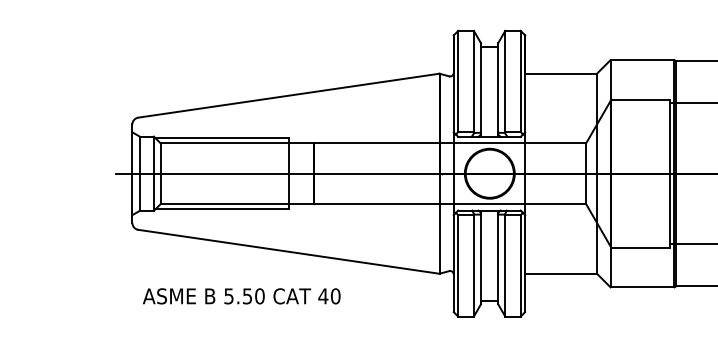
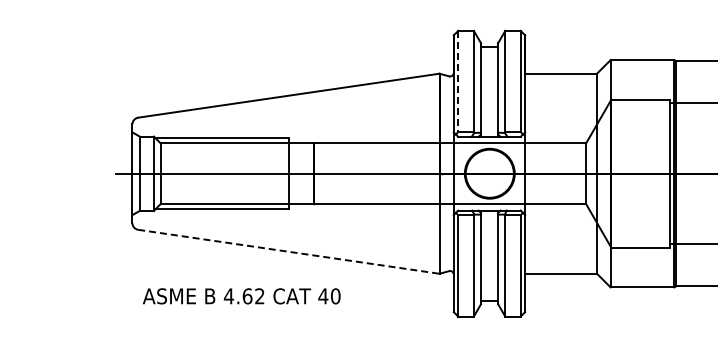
line: solid -> dashed (458, 81)
line: solid -> dashed (289, 251)
text: 5.50 -> 4.62 (243, 296)
